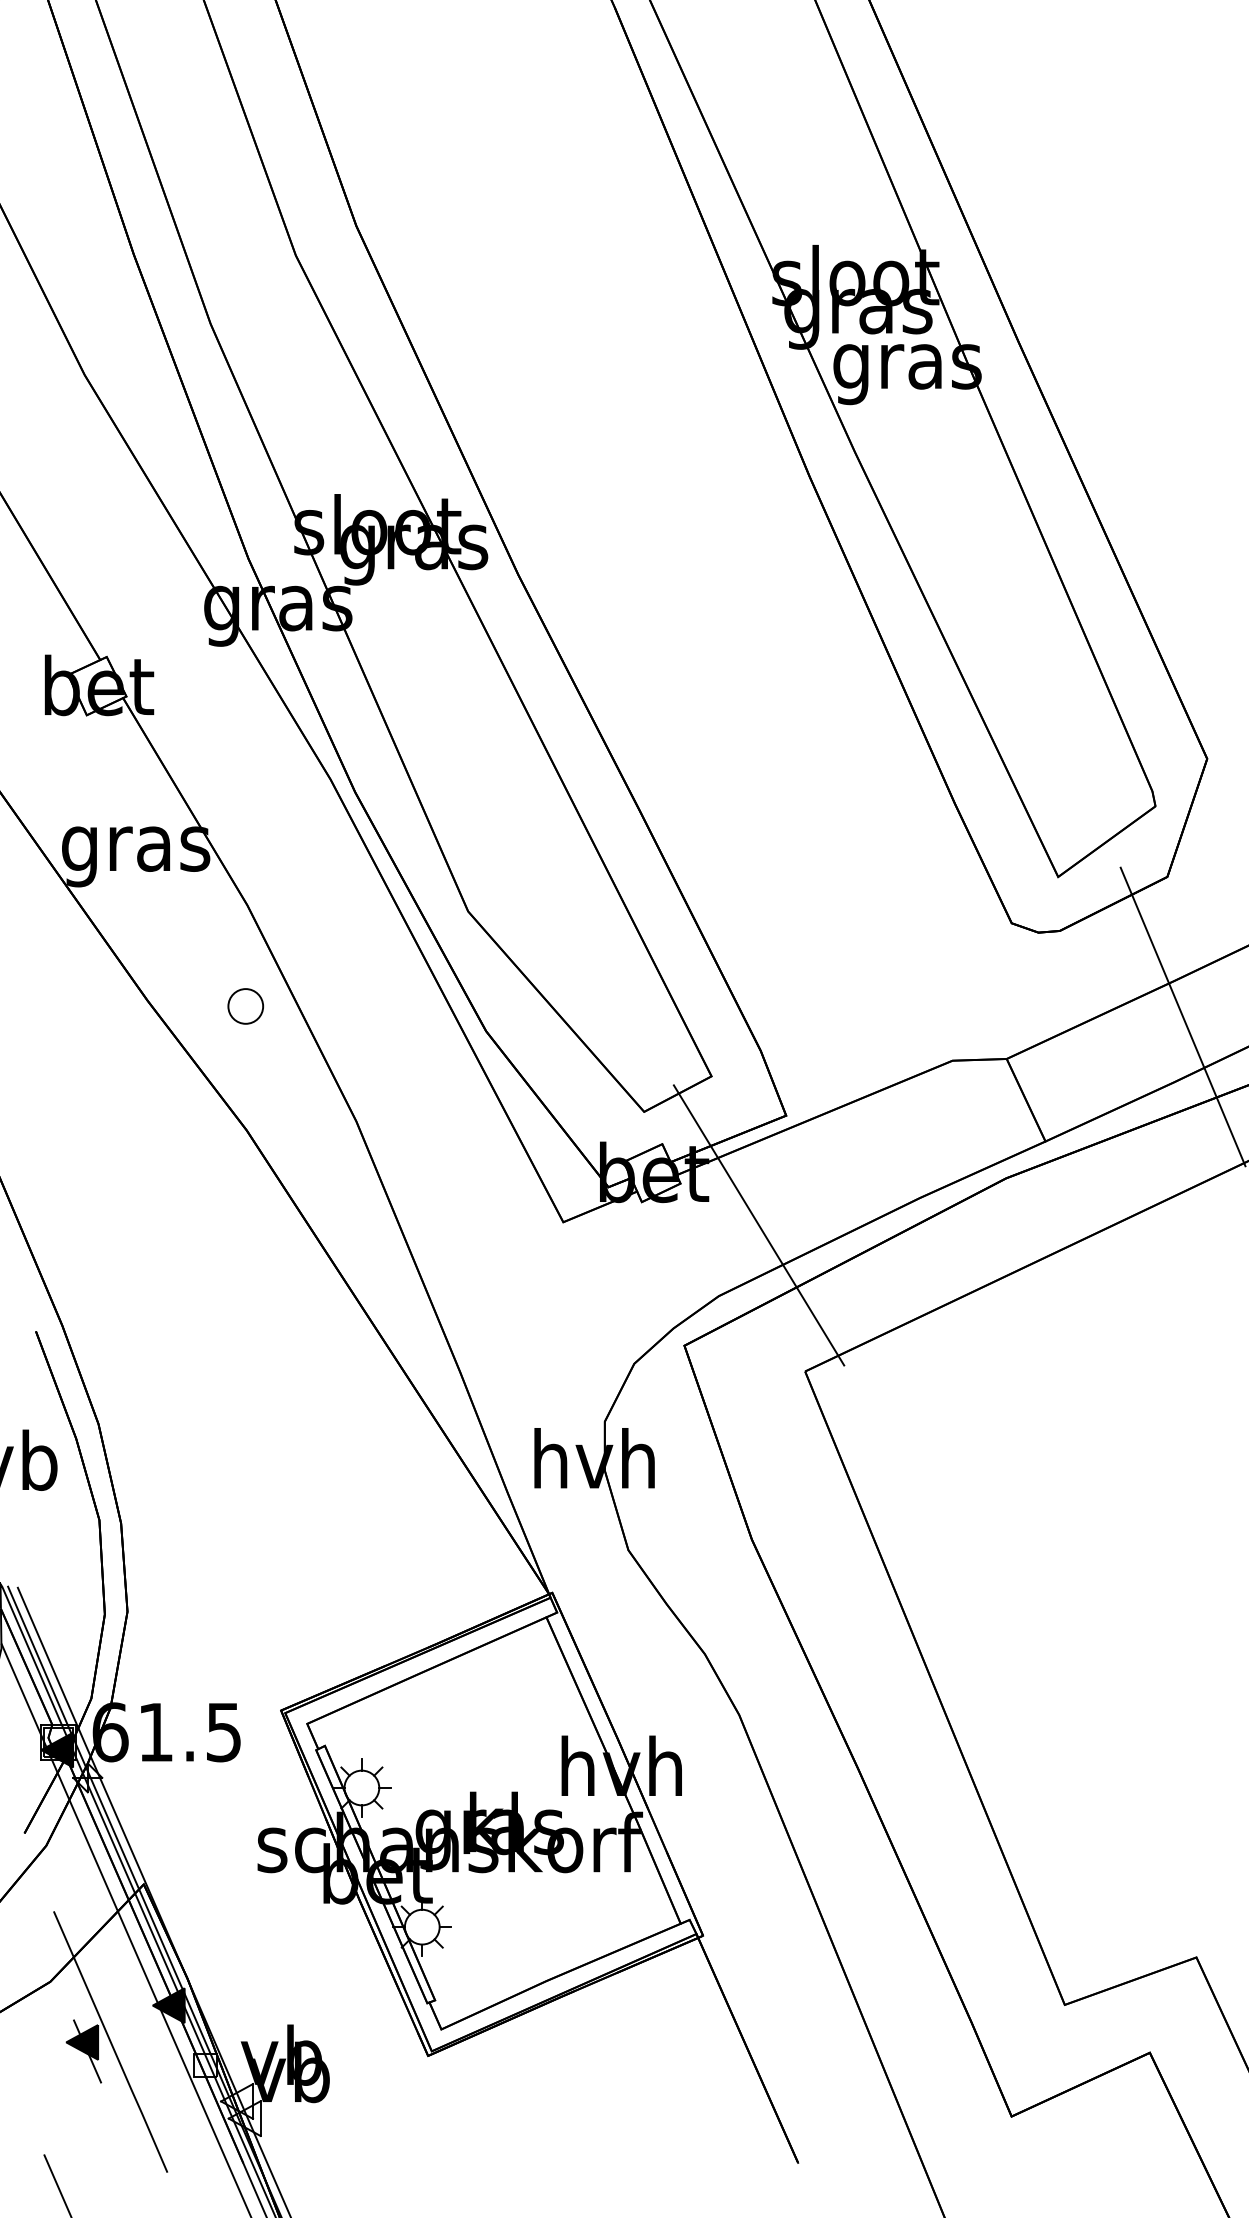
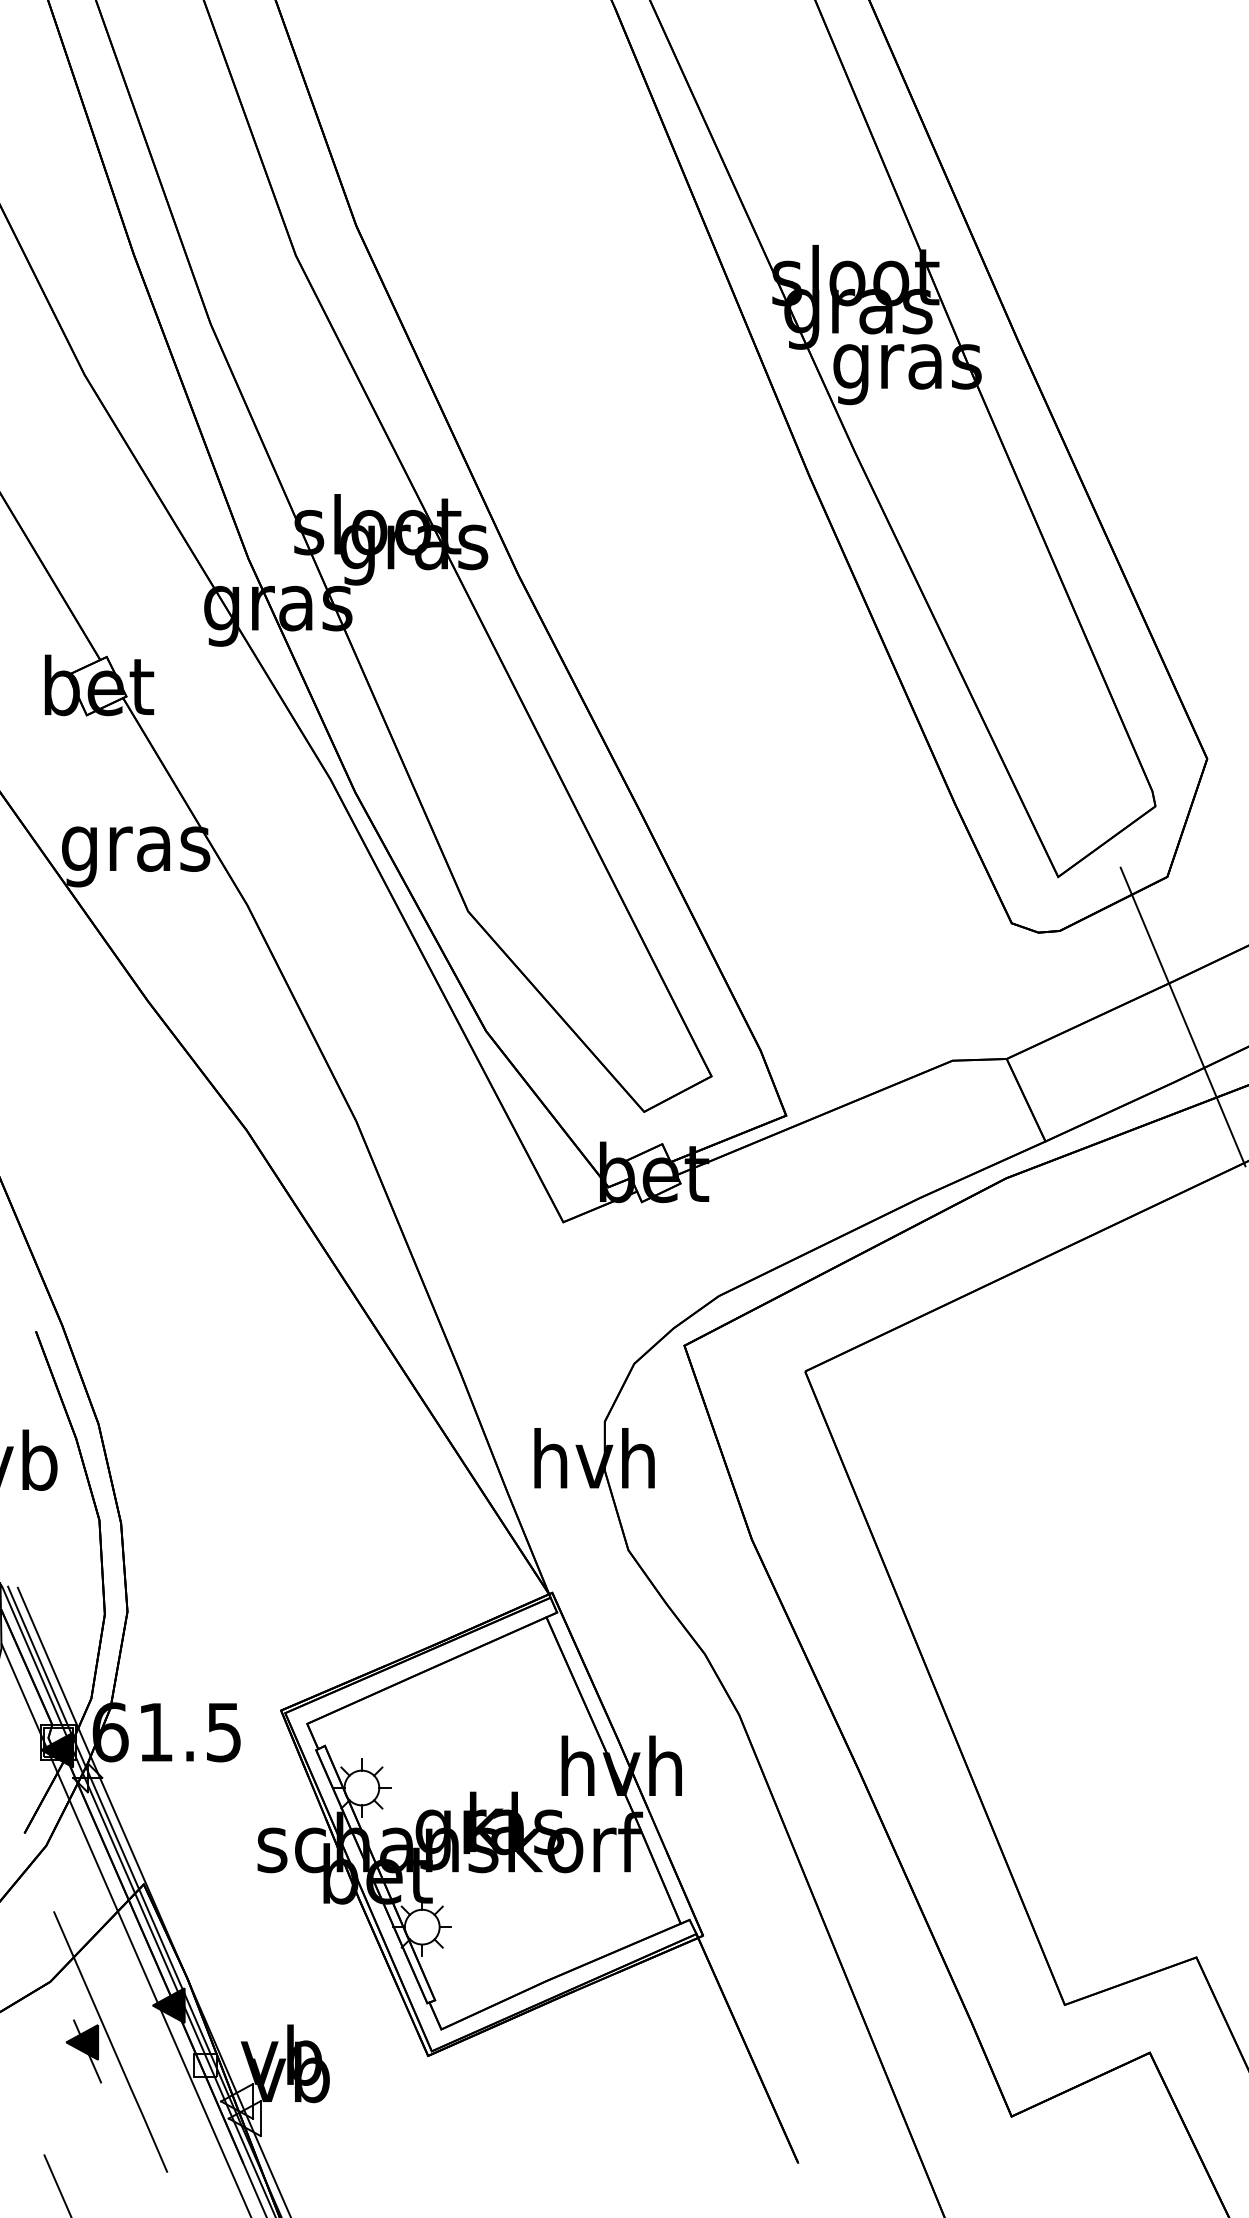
part: present -> none (245, 1006)
line: present -> none (758, 1225)
